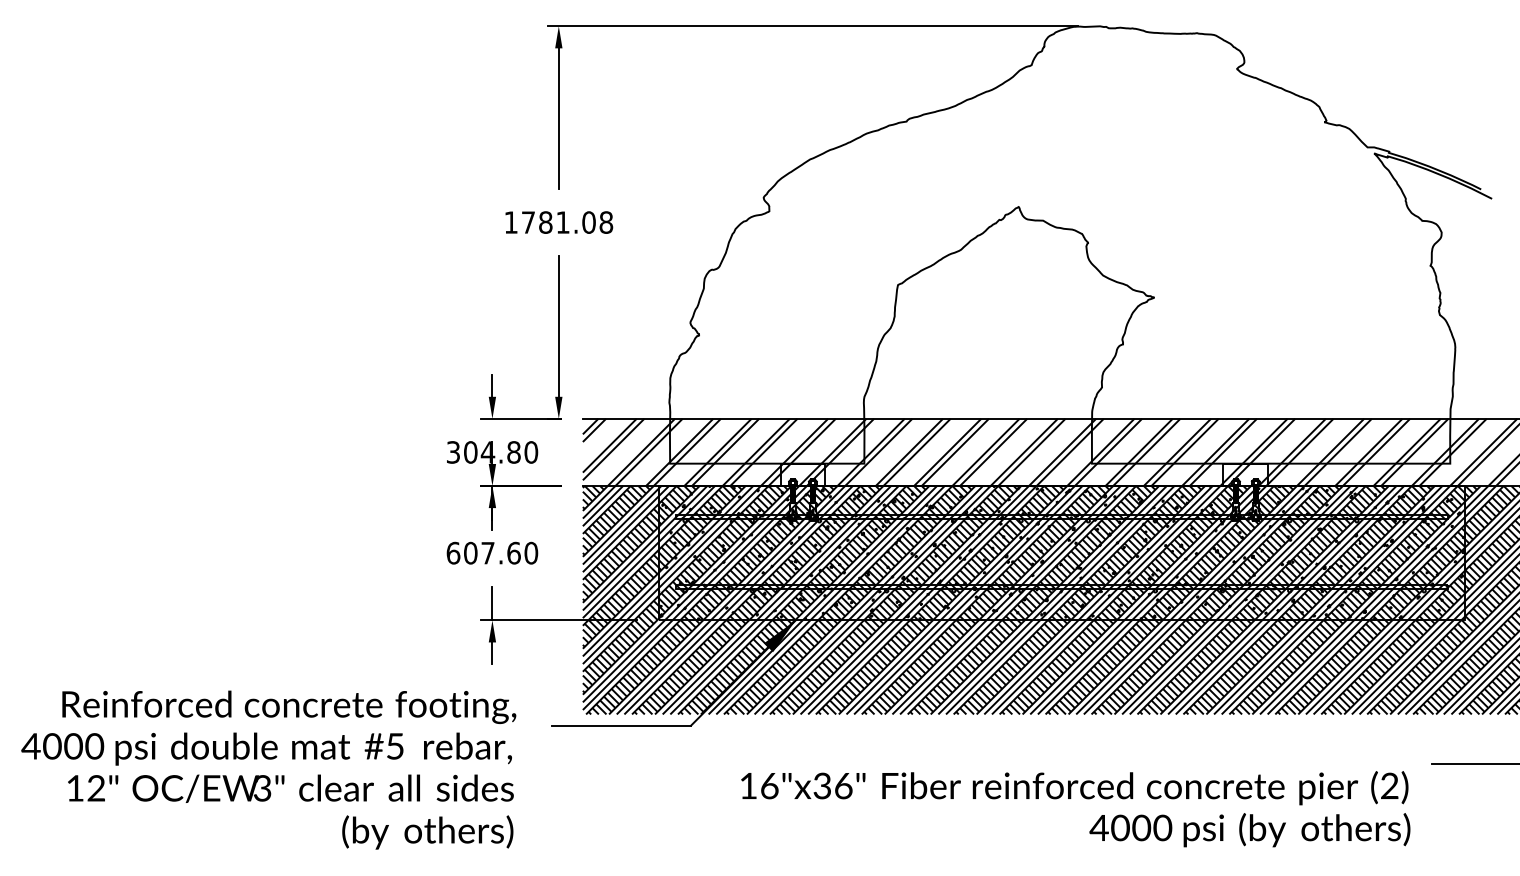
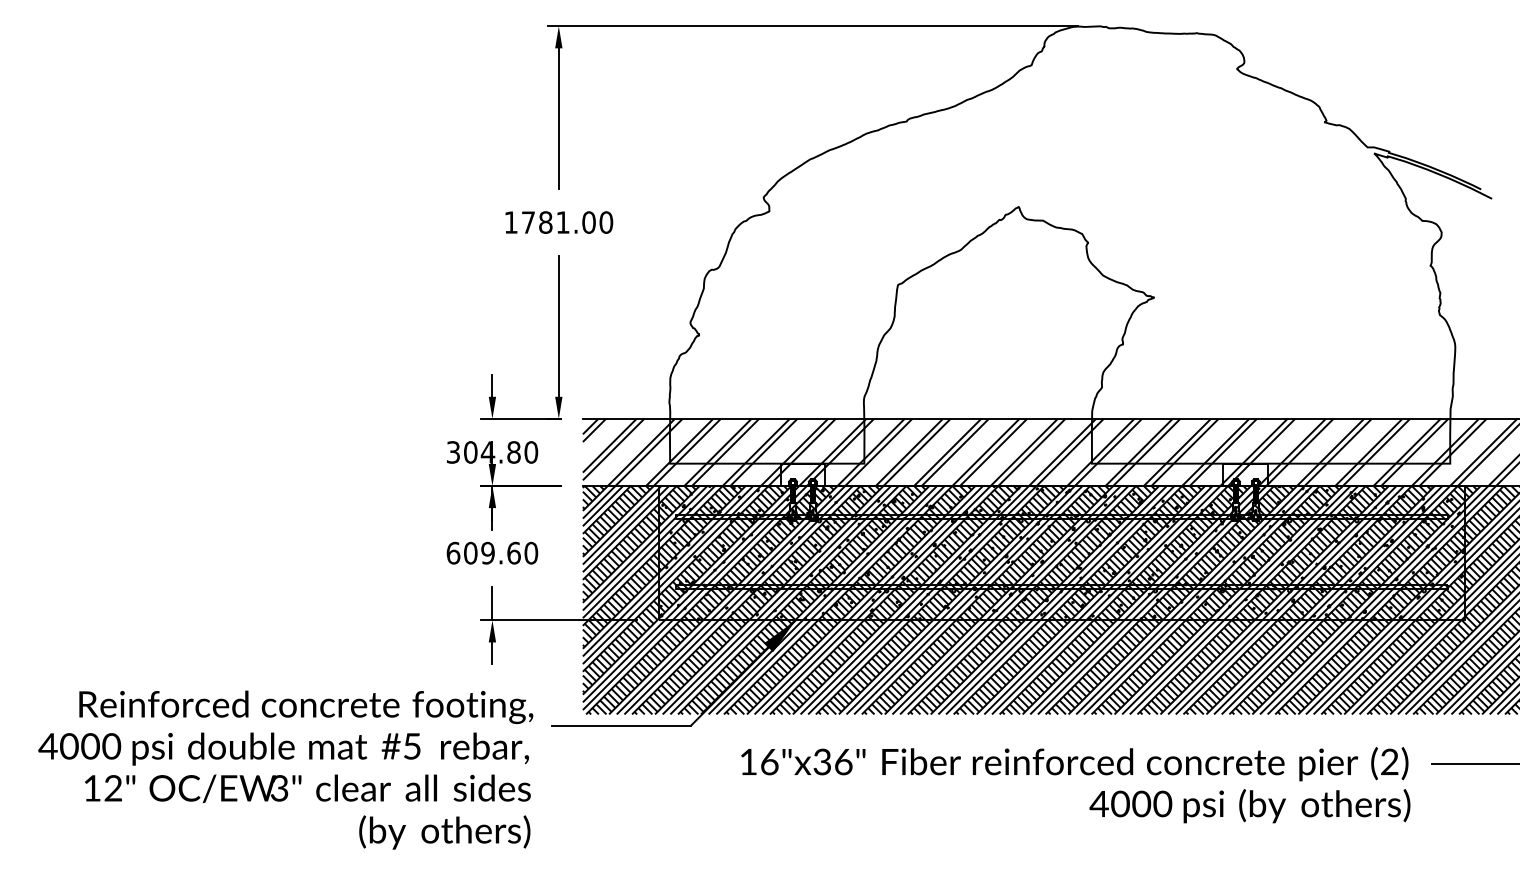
text: 1781.08 -> 1781.00 (606, 222)
text: 607.60 -> 609.60 (487, 552)
text position: (268, 769) -> (285, 769) (285, 769)
text position: (1075, 809) -> (1075, 785) (1075, 785)
